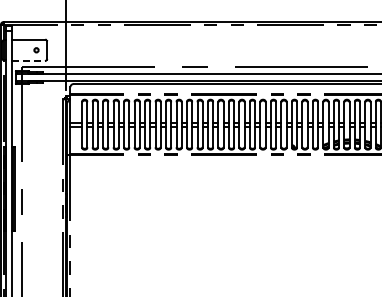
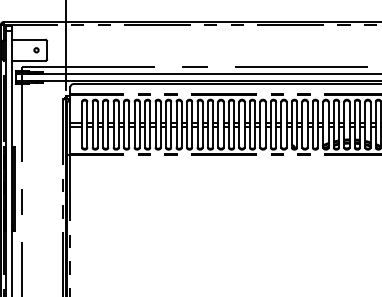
line: dashed -> solid (29, 60)
